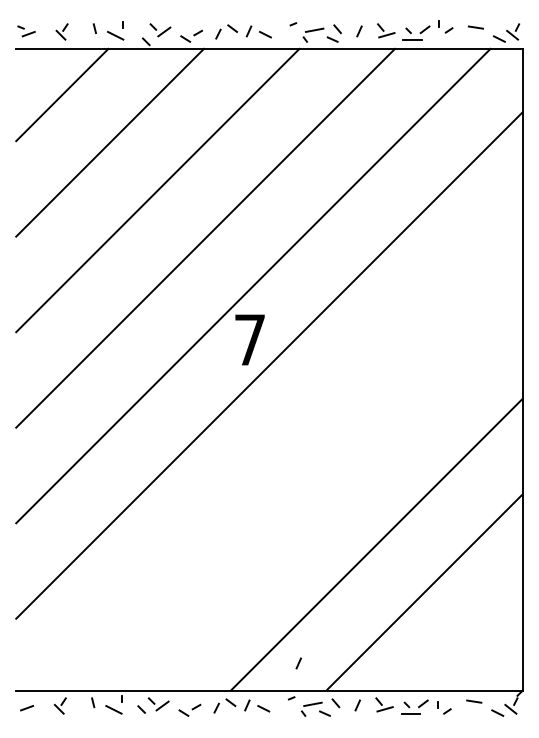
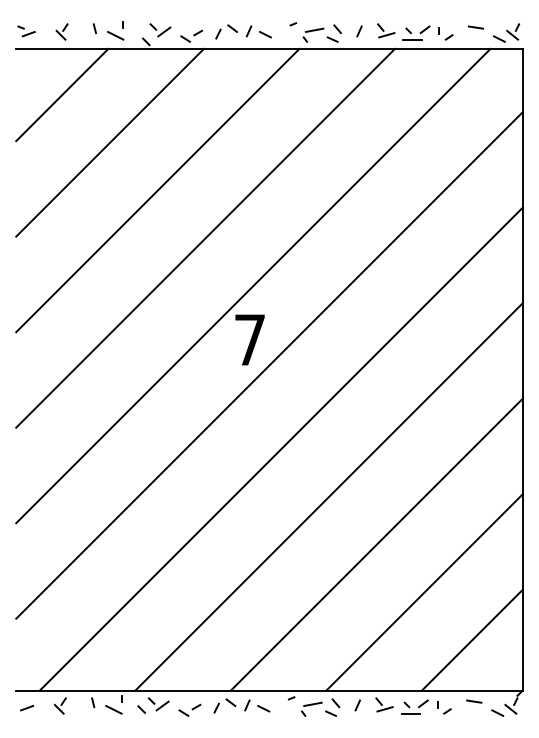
part position: (445, 26) -> (445, 33) (445, 33)
line: none -> present (280, 448)
line: none -> present (328, 496)
line: none -> present (471, 639)
line: present -> none (298, 663)
line position: (324, 713) -> (330, 713) (330, 713)
